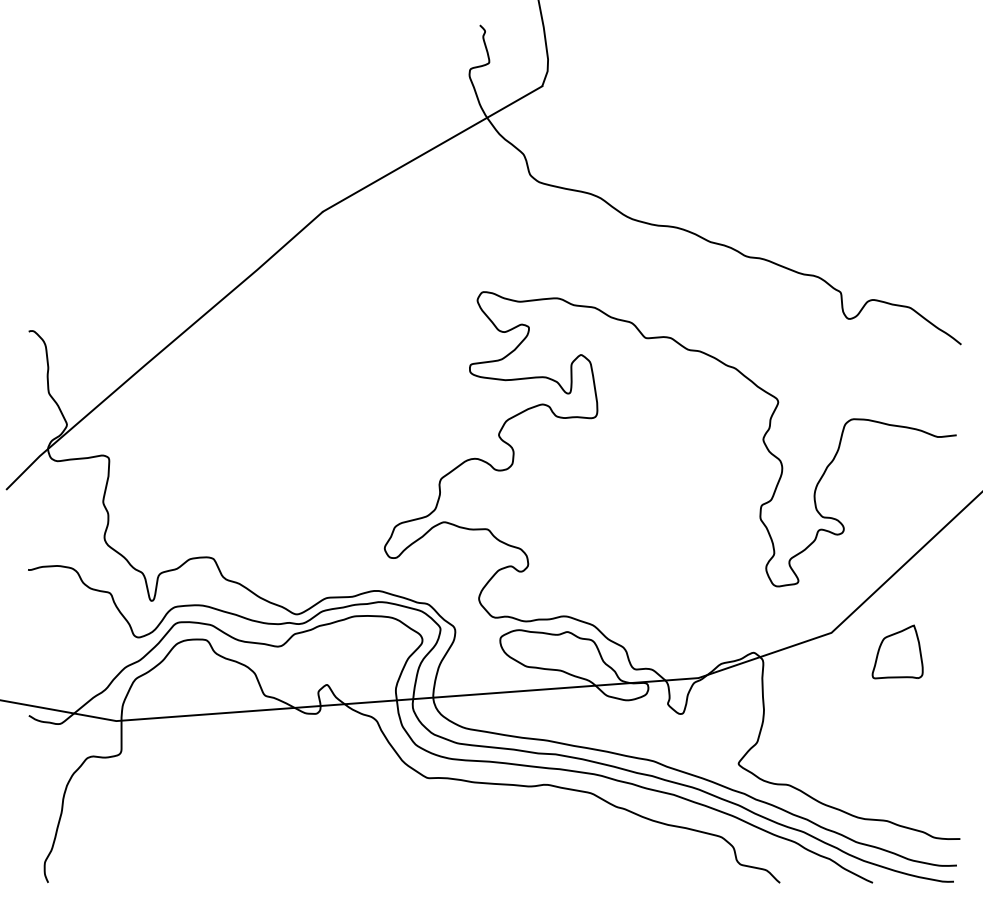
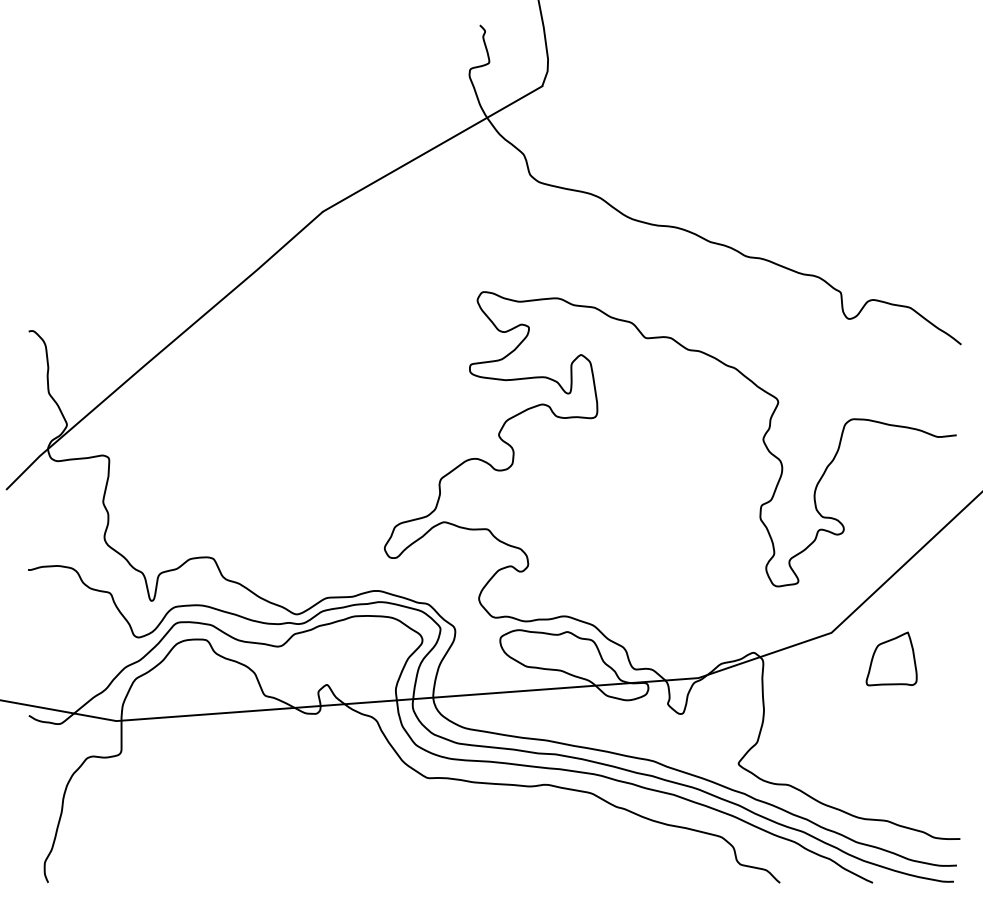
part position: (897, 651) -> (891, 658) (891, 658)
